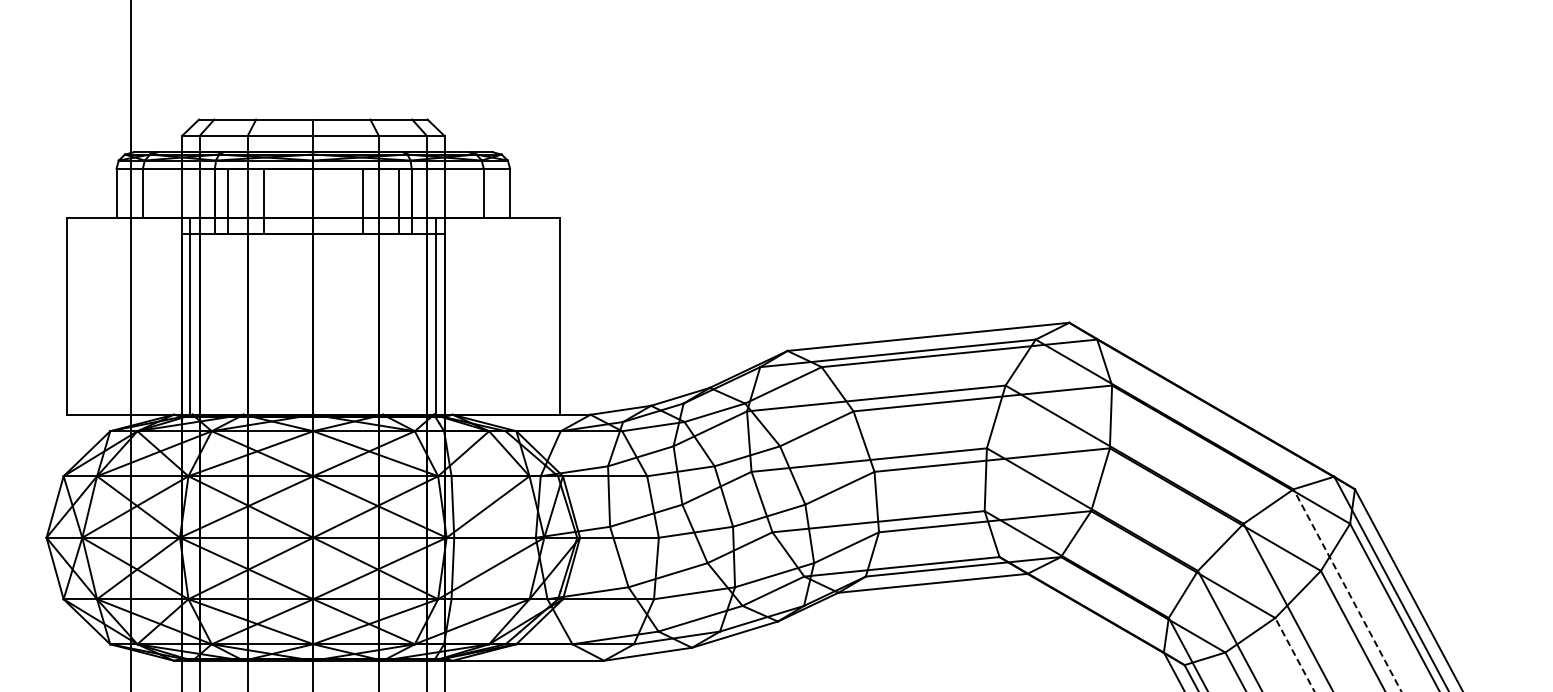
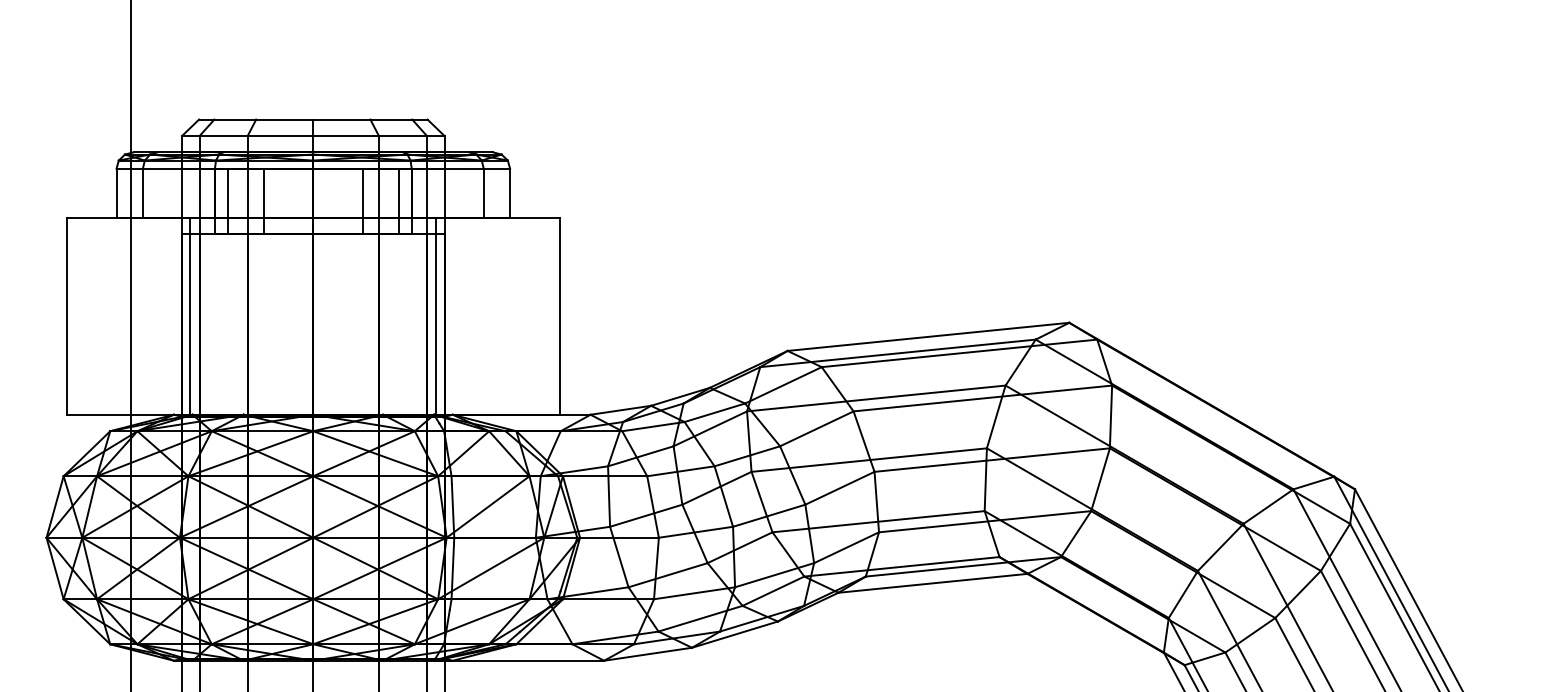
line: dashed -> solid (1347, 590)
line: dashed -> solid (1294, 654)
